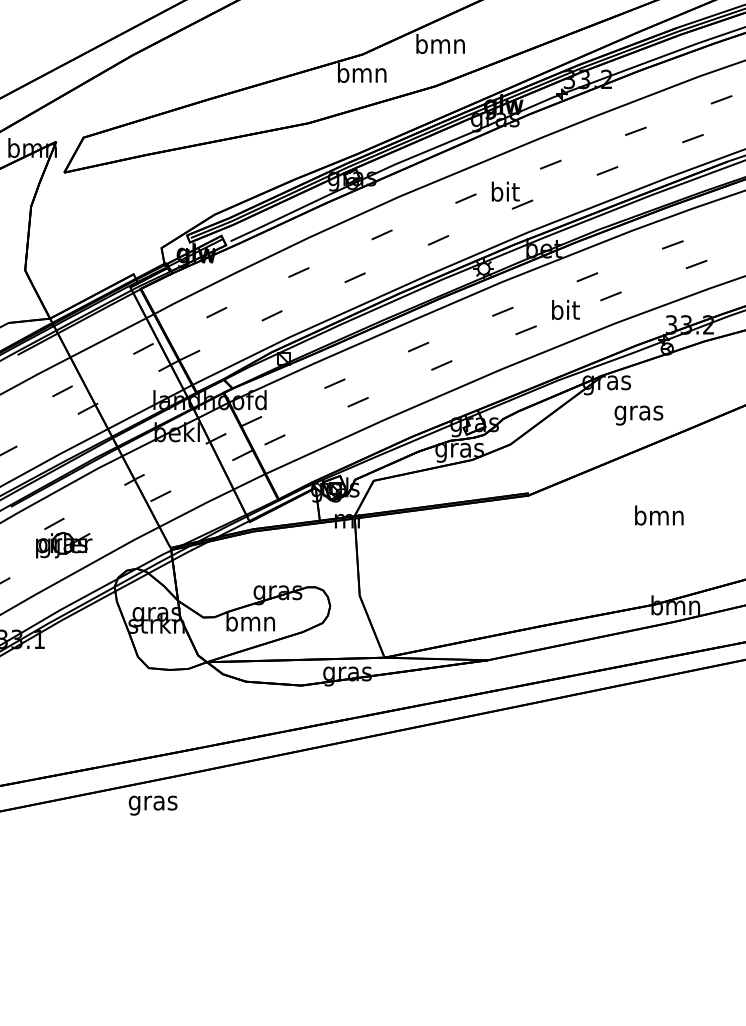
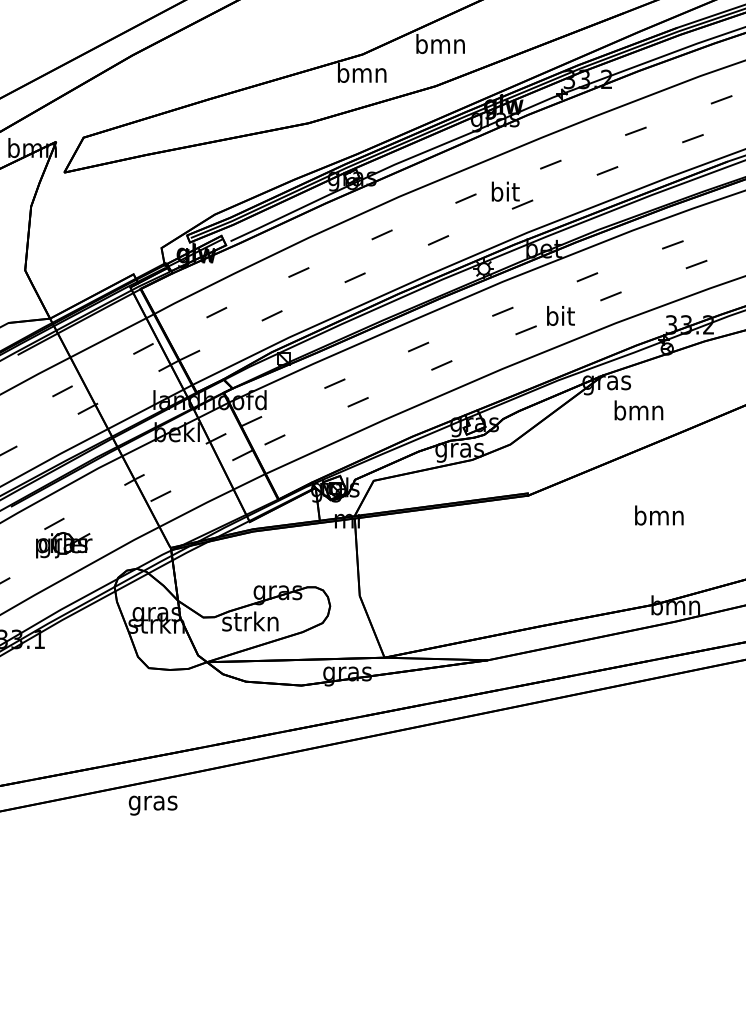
text position: (565, 309) -> (560, 315) (560, 315)
text: gras -> bmn (638, 412)
text: bmn -> strkn (250, 621)
